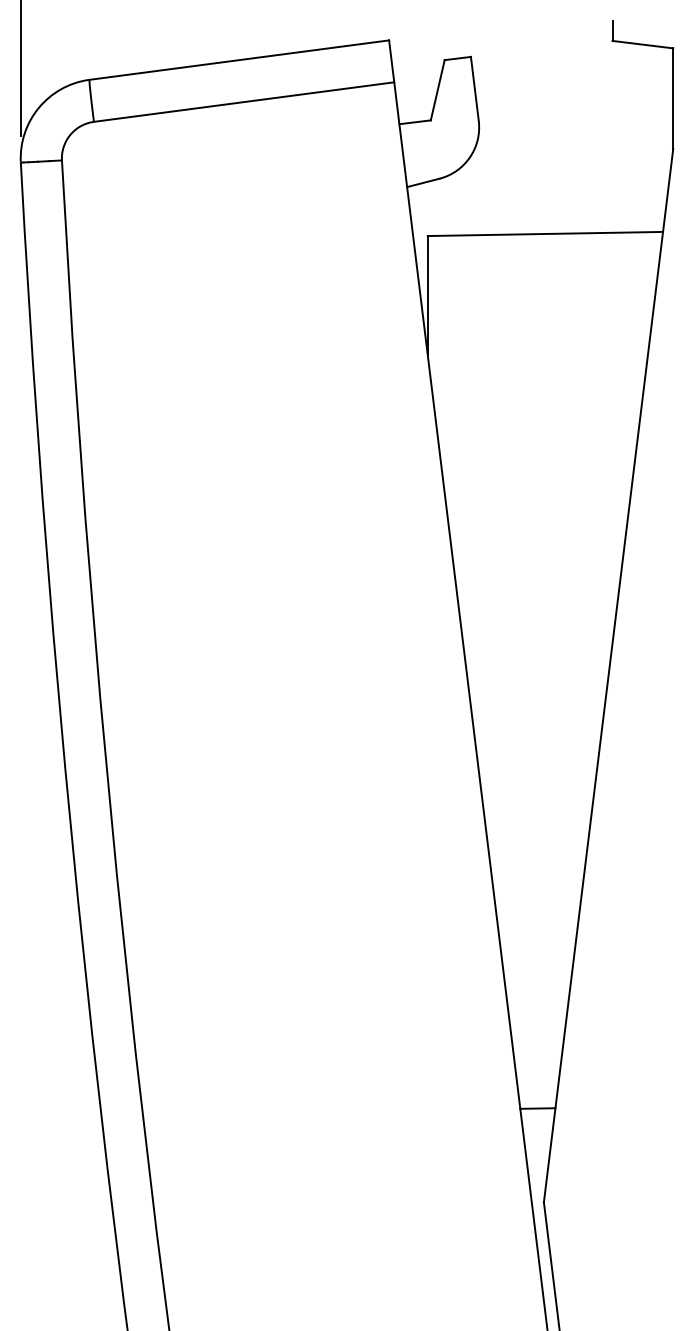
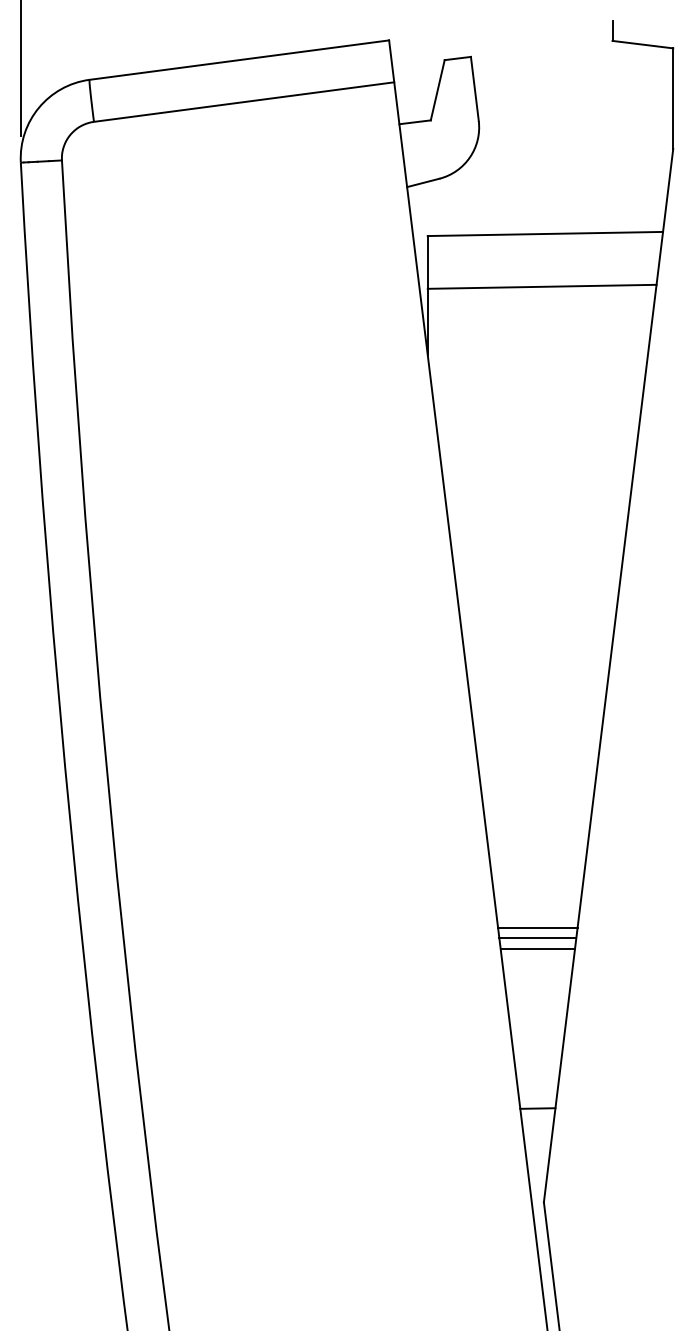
line: none -> present (541, 286)
line: none -> present (537, 927)
line: none -> present (537, 938)
line: none -> present (537, 948)
